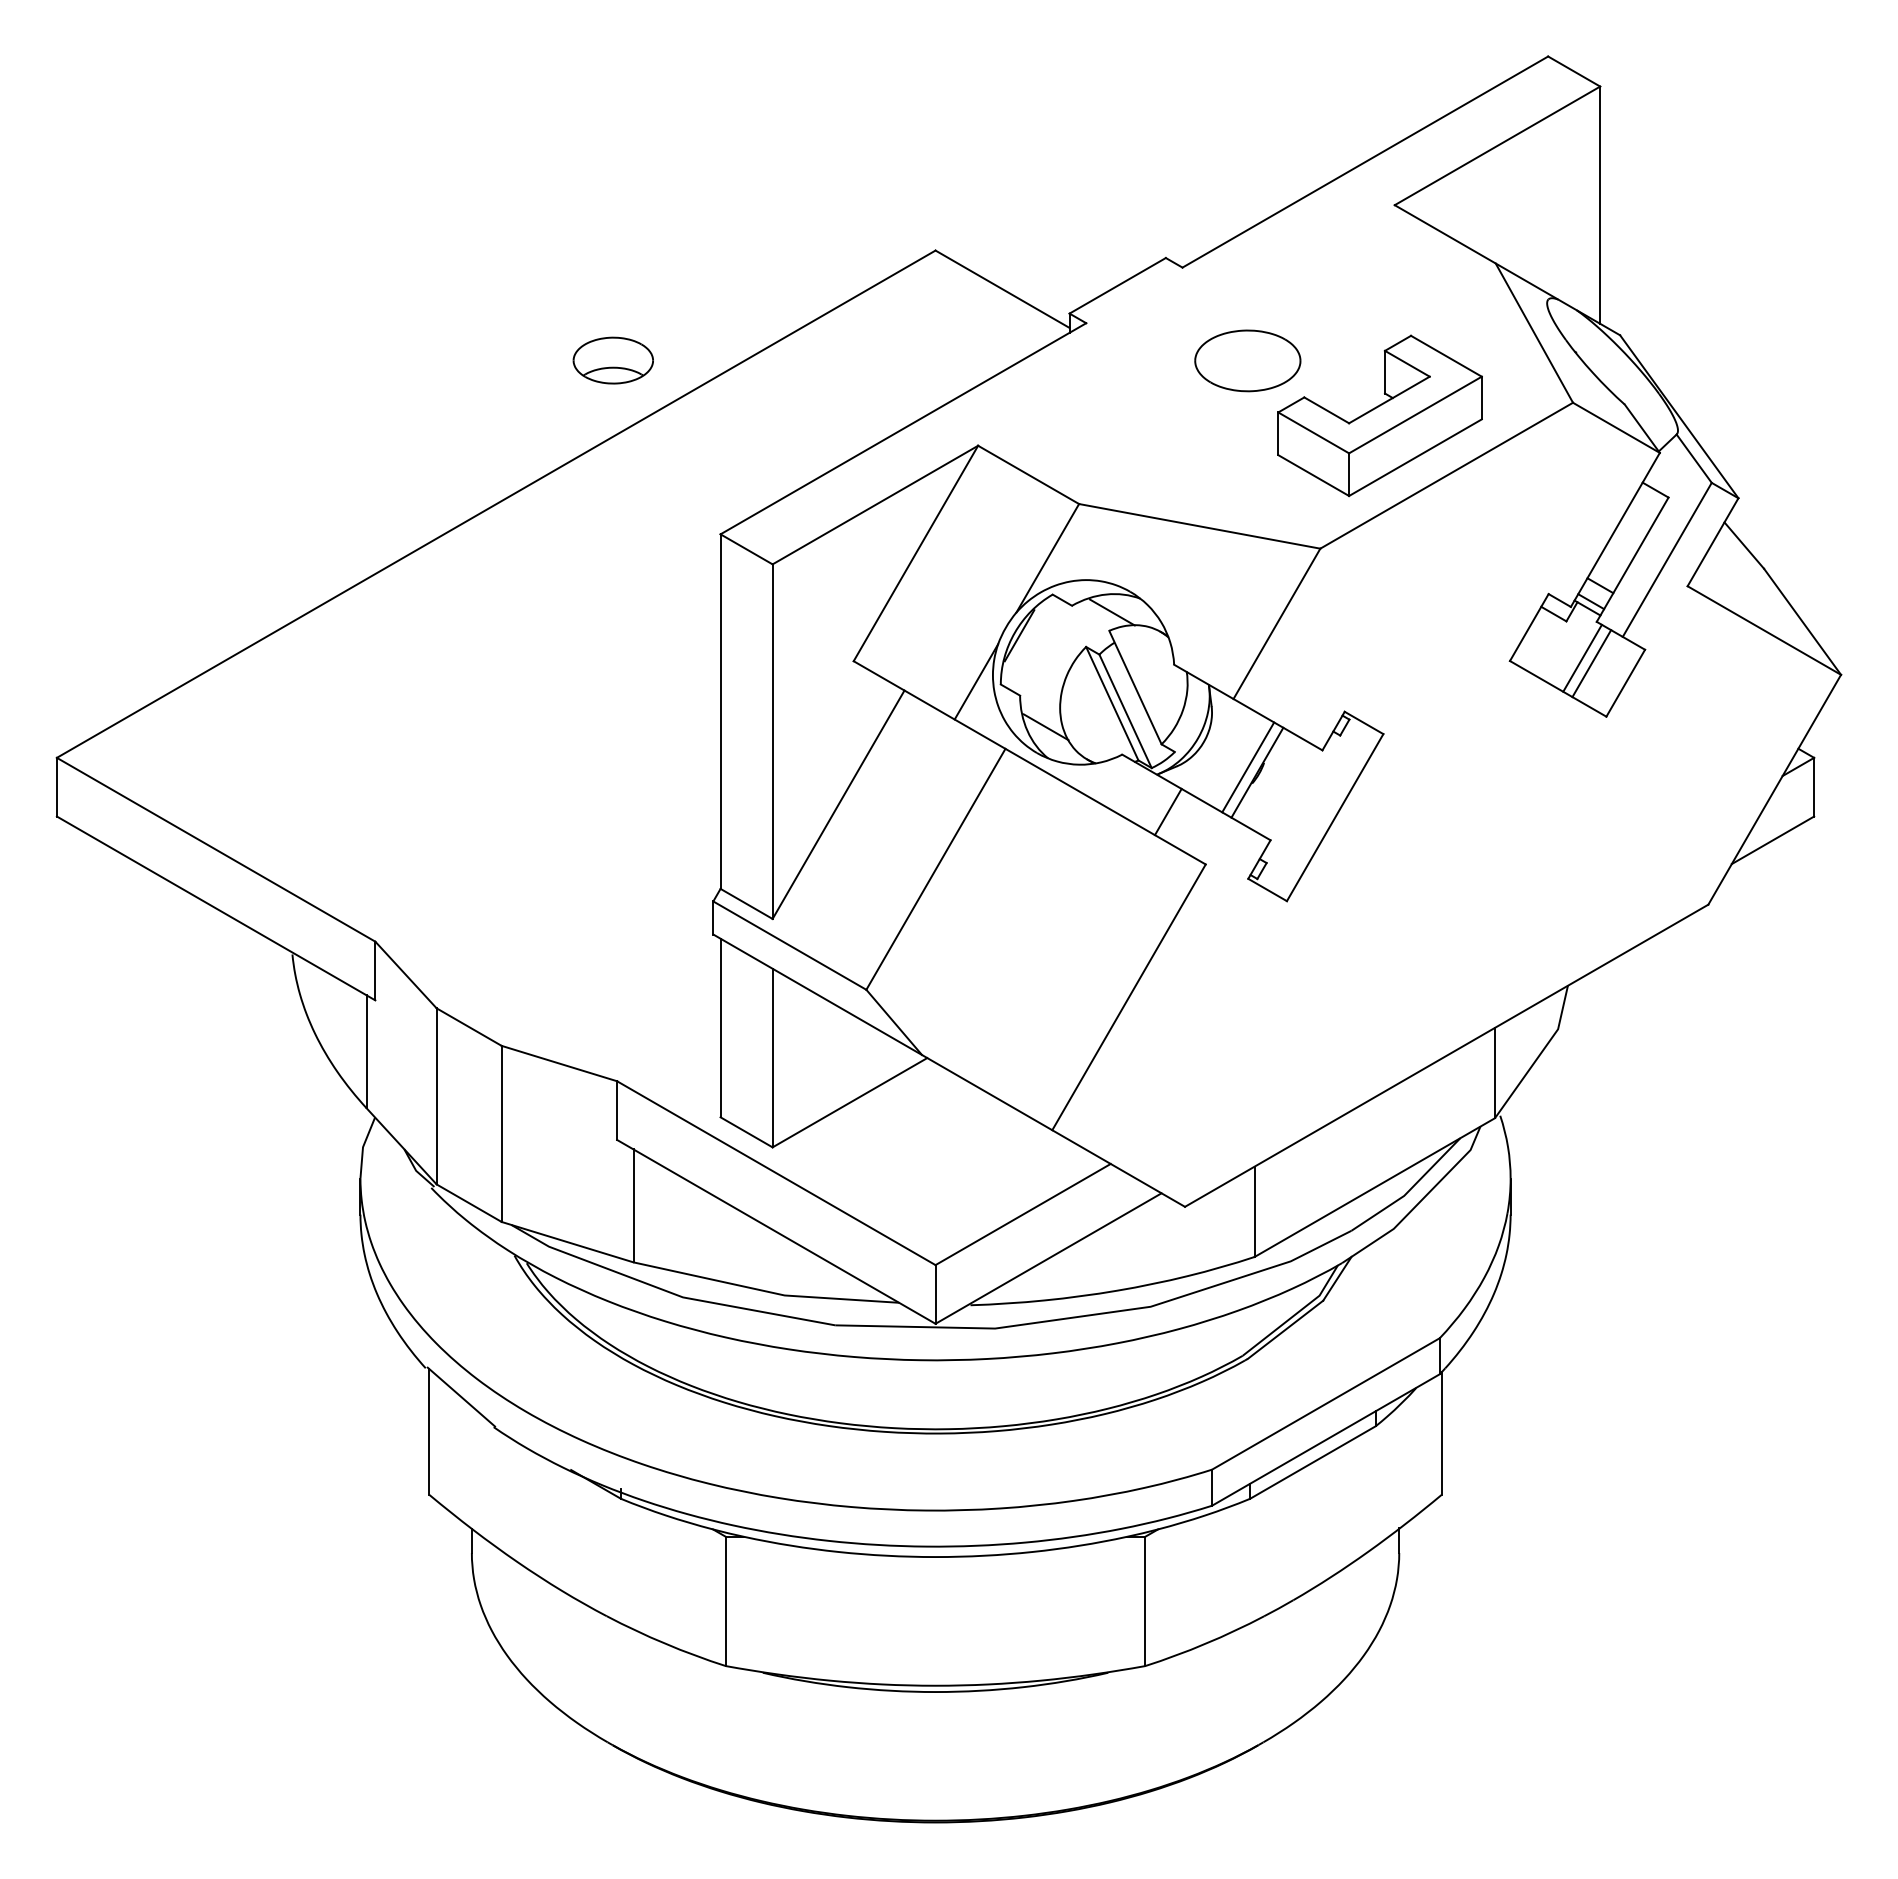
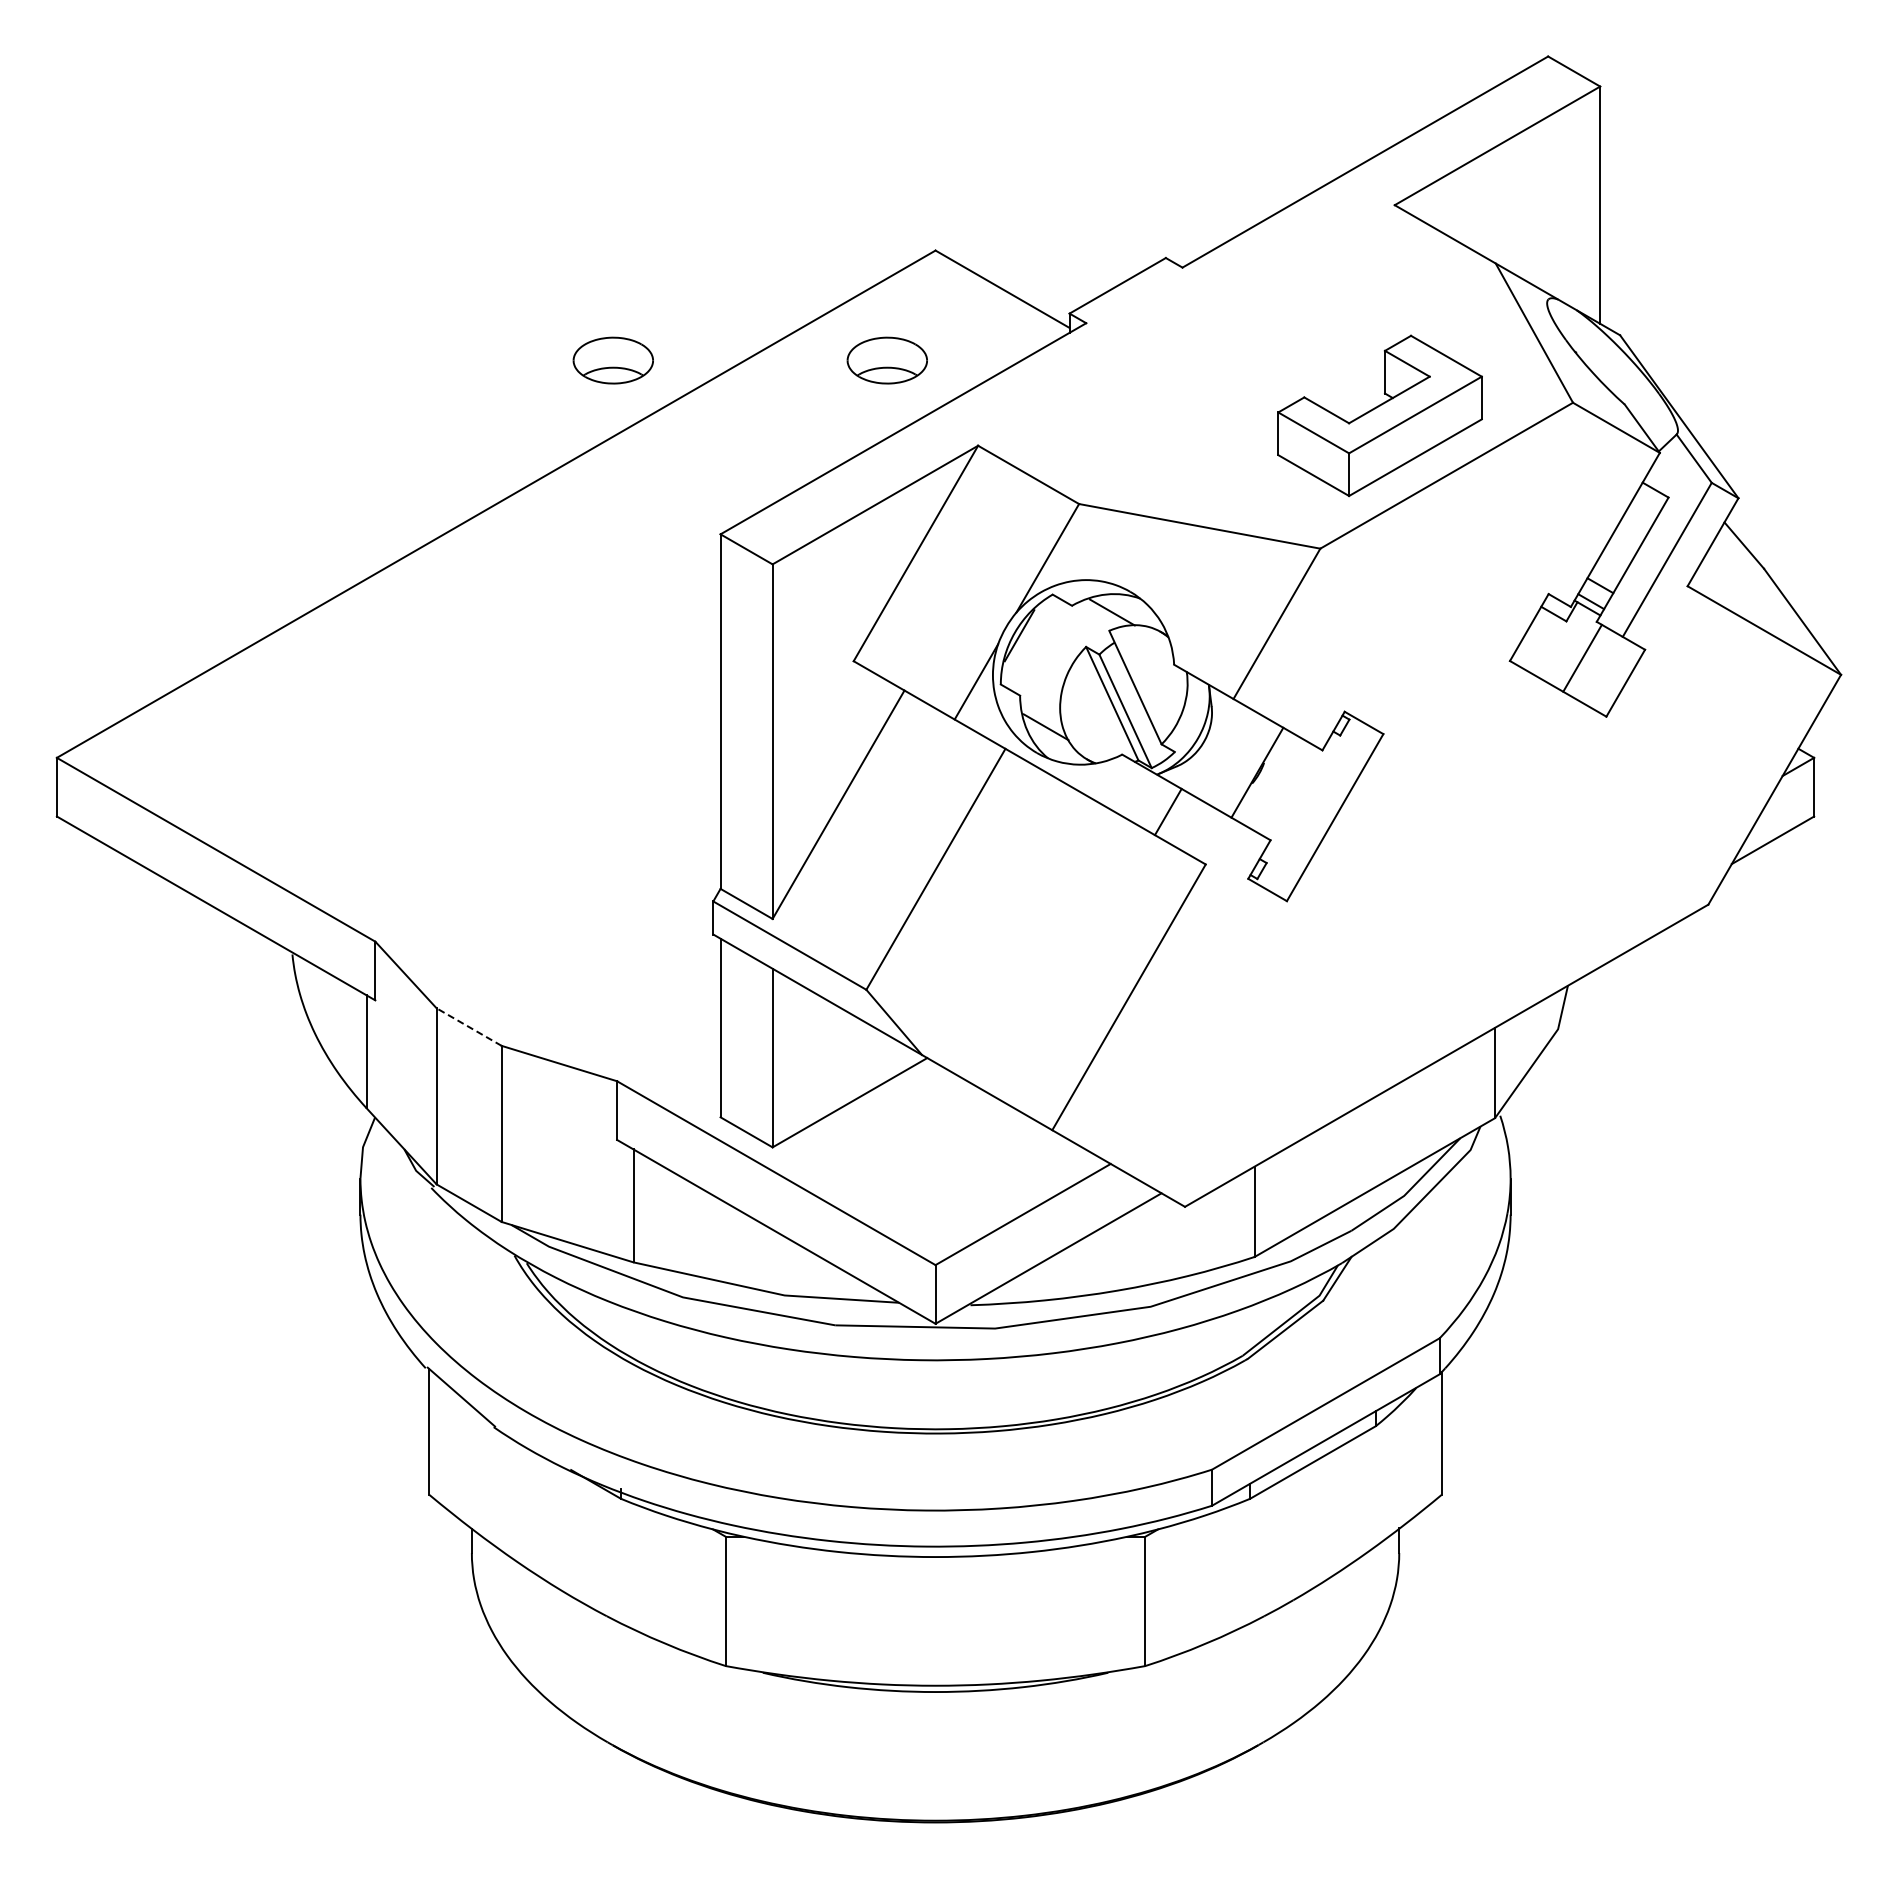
part: none -> present (886, 360)
part: present -> none (1247, 360)
line: present -> none (1591, 663)
line: present -> none (1248, 767)
line: solid -> dashed (469, 1027)
